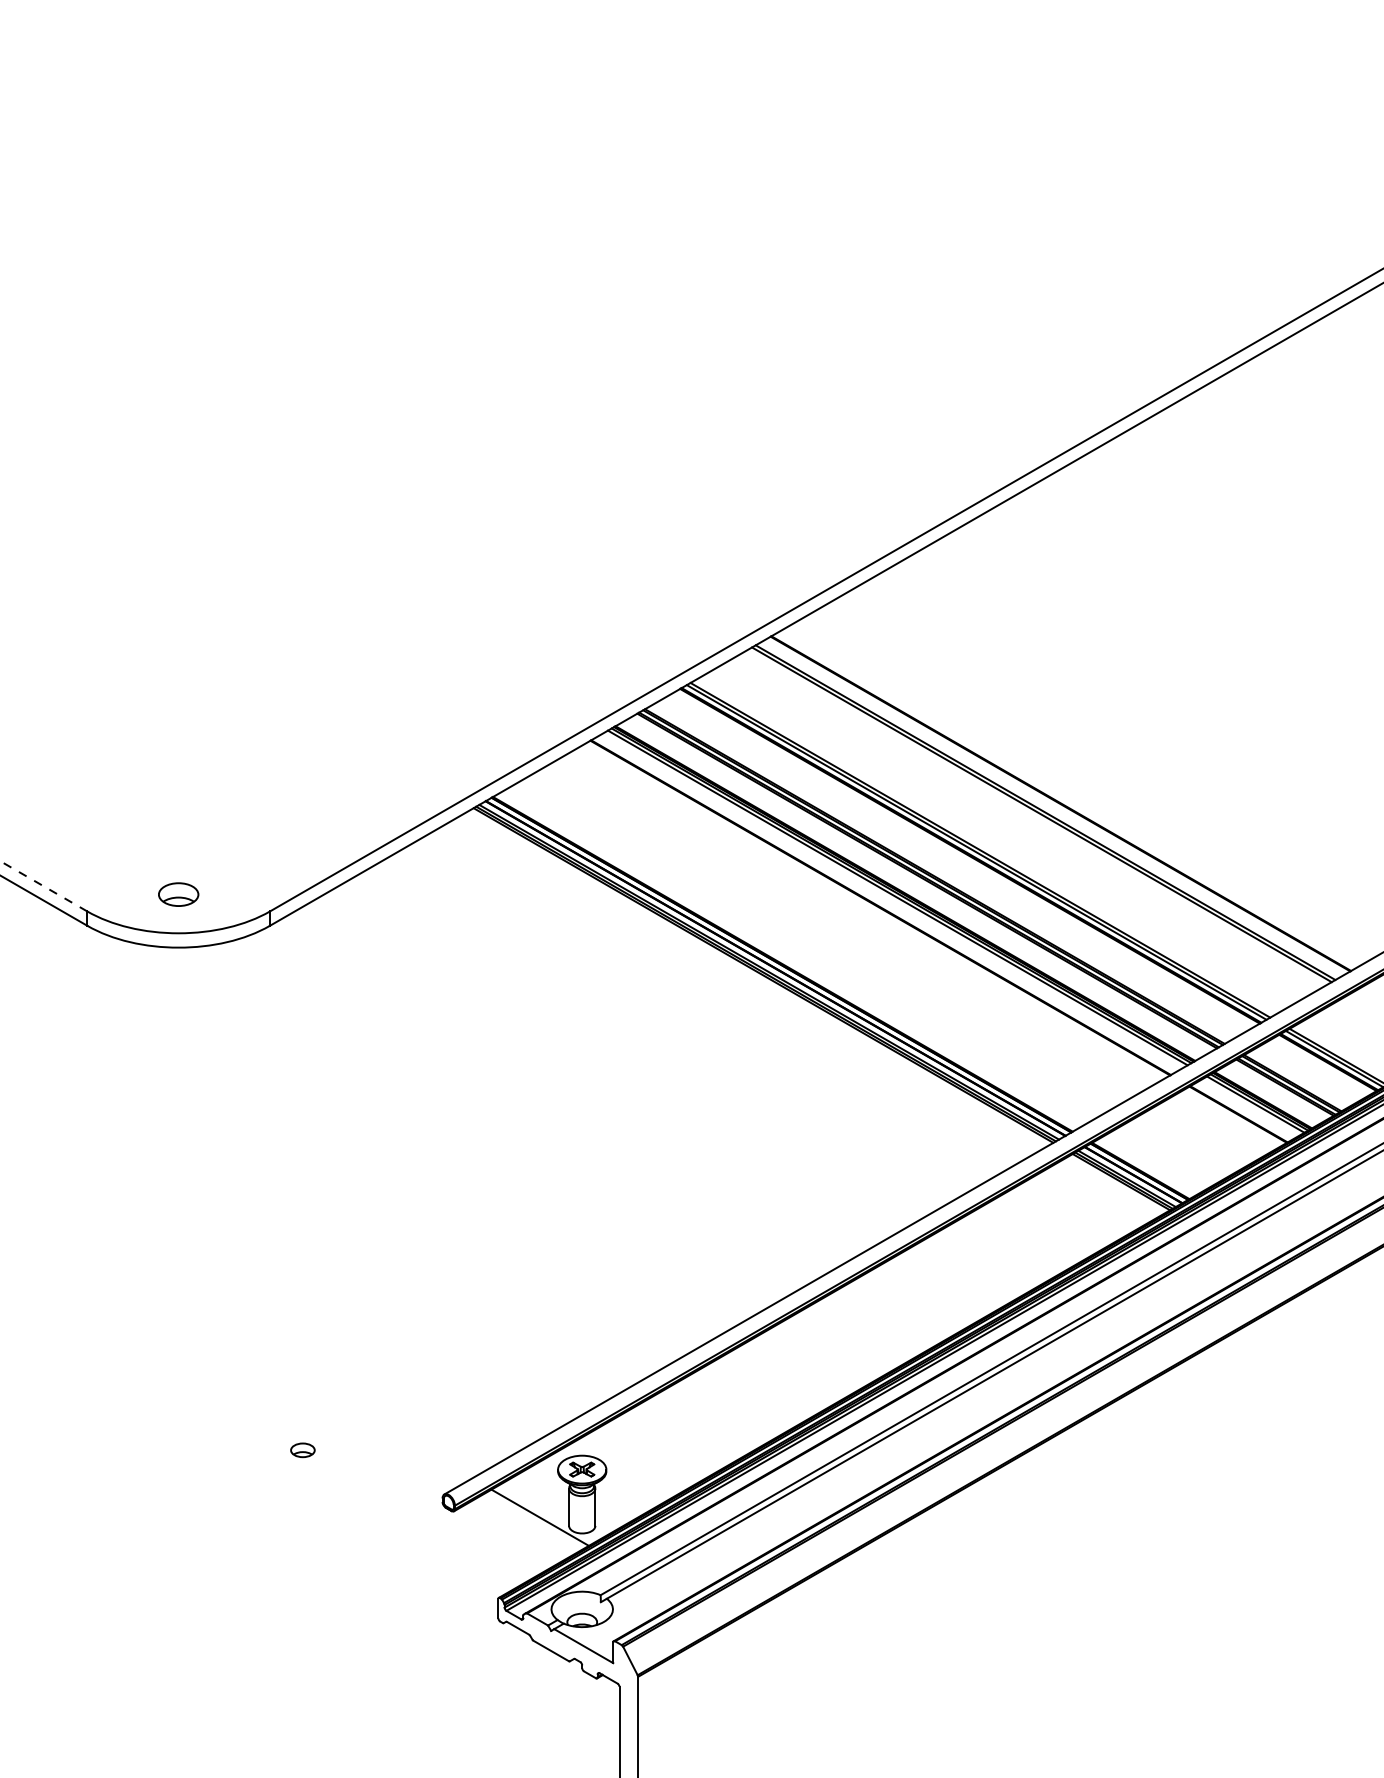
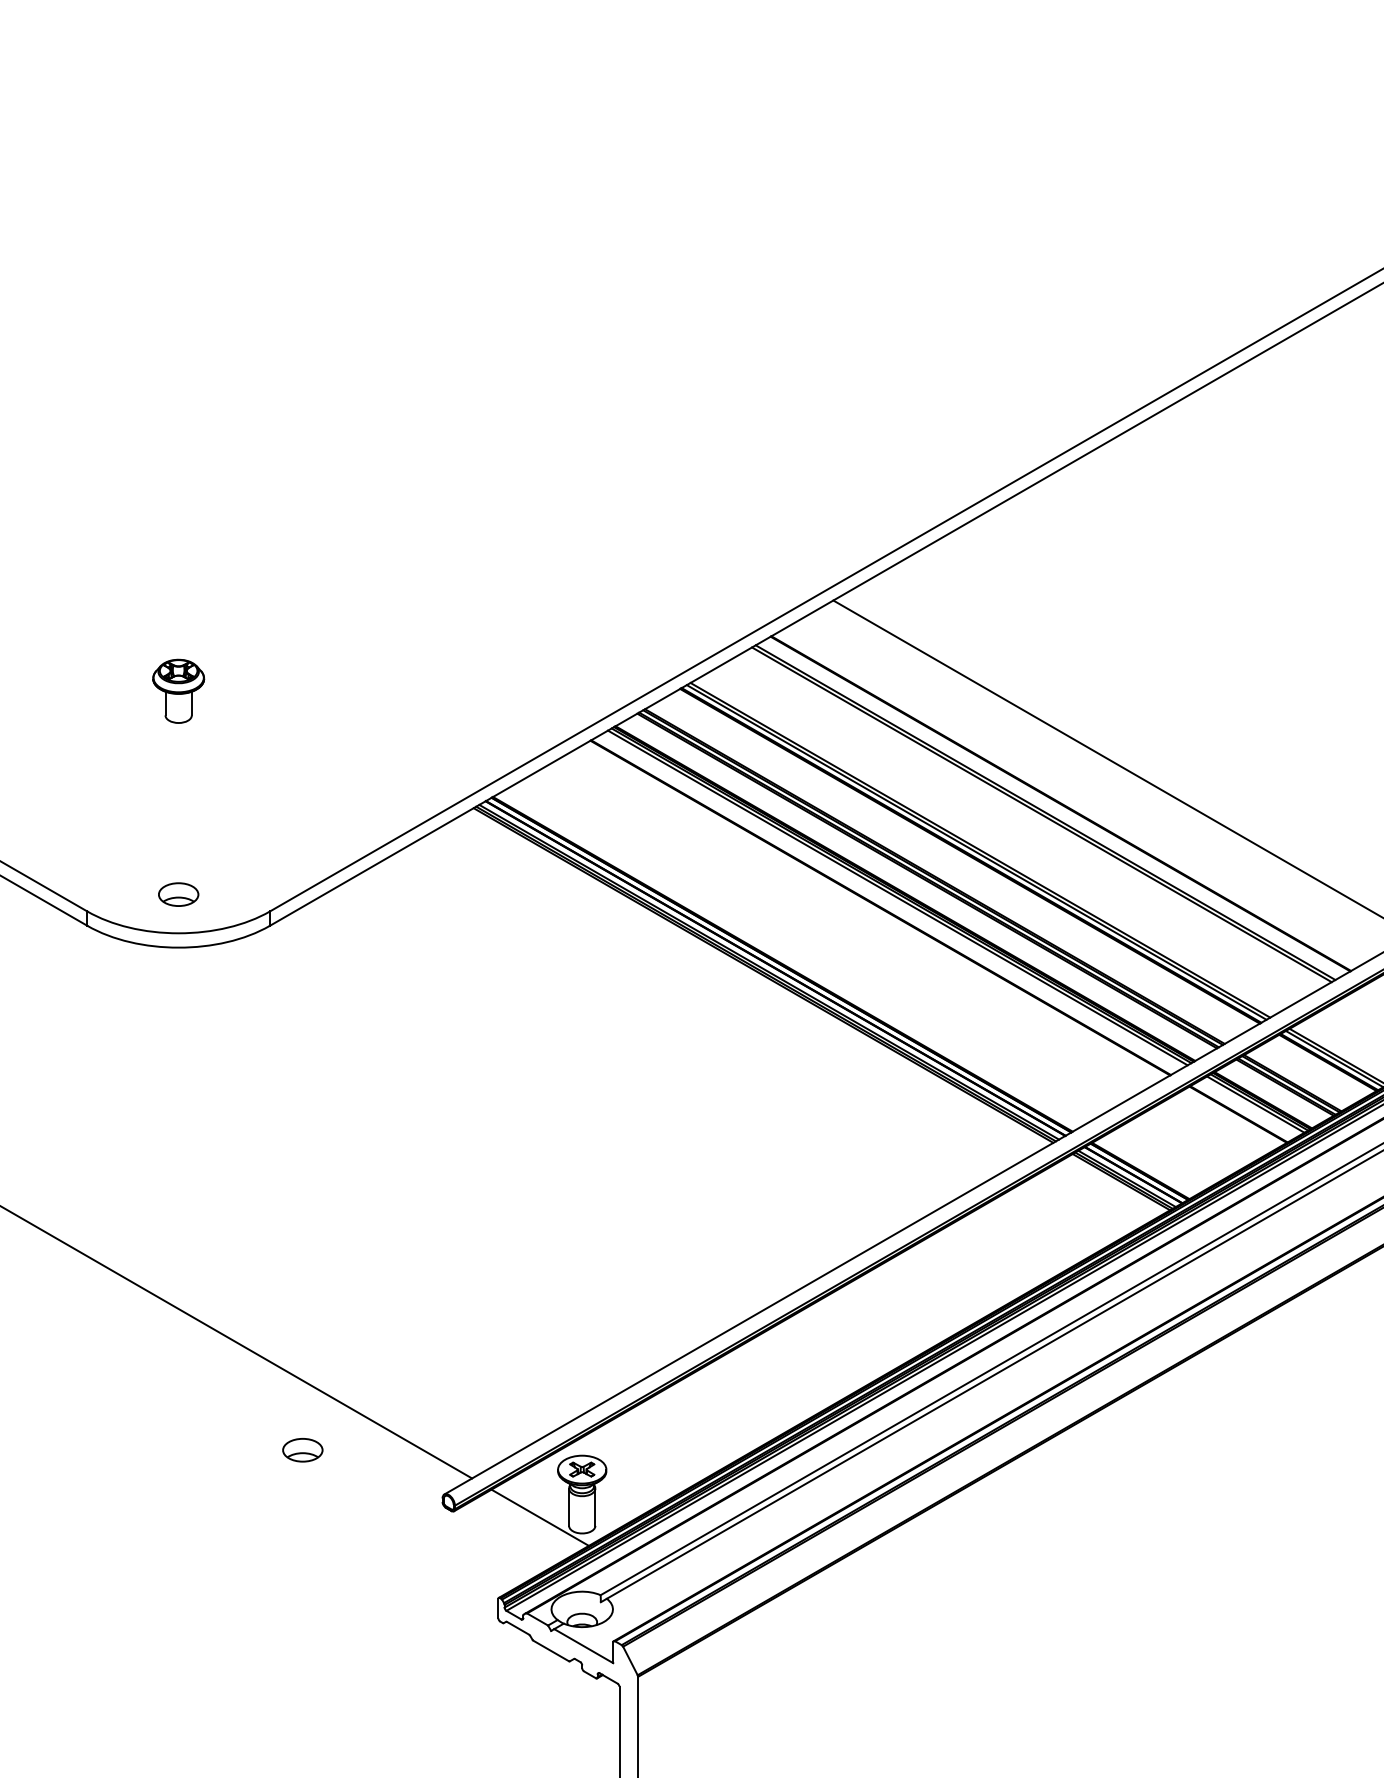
part: none -> present (178, 690)
line: none -> present (1106, 758)
line: dashed -> solid (44, 886)
line: none -> present (237, 1342)
part size: 26x17 px -> 42x25 px (302, 1450)
